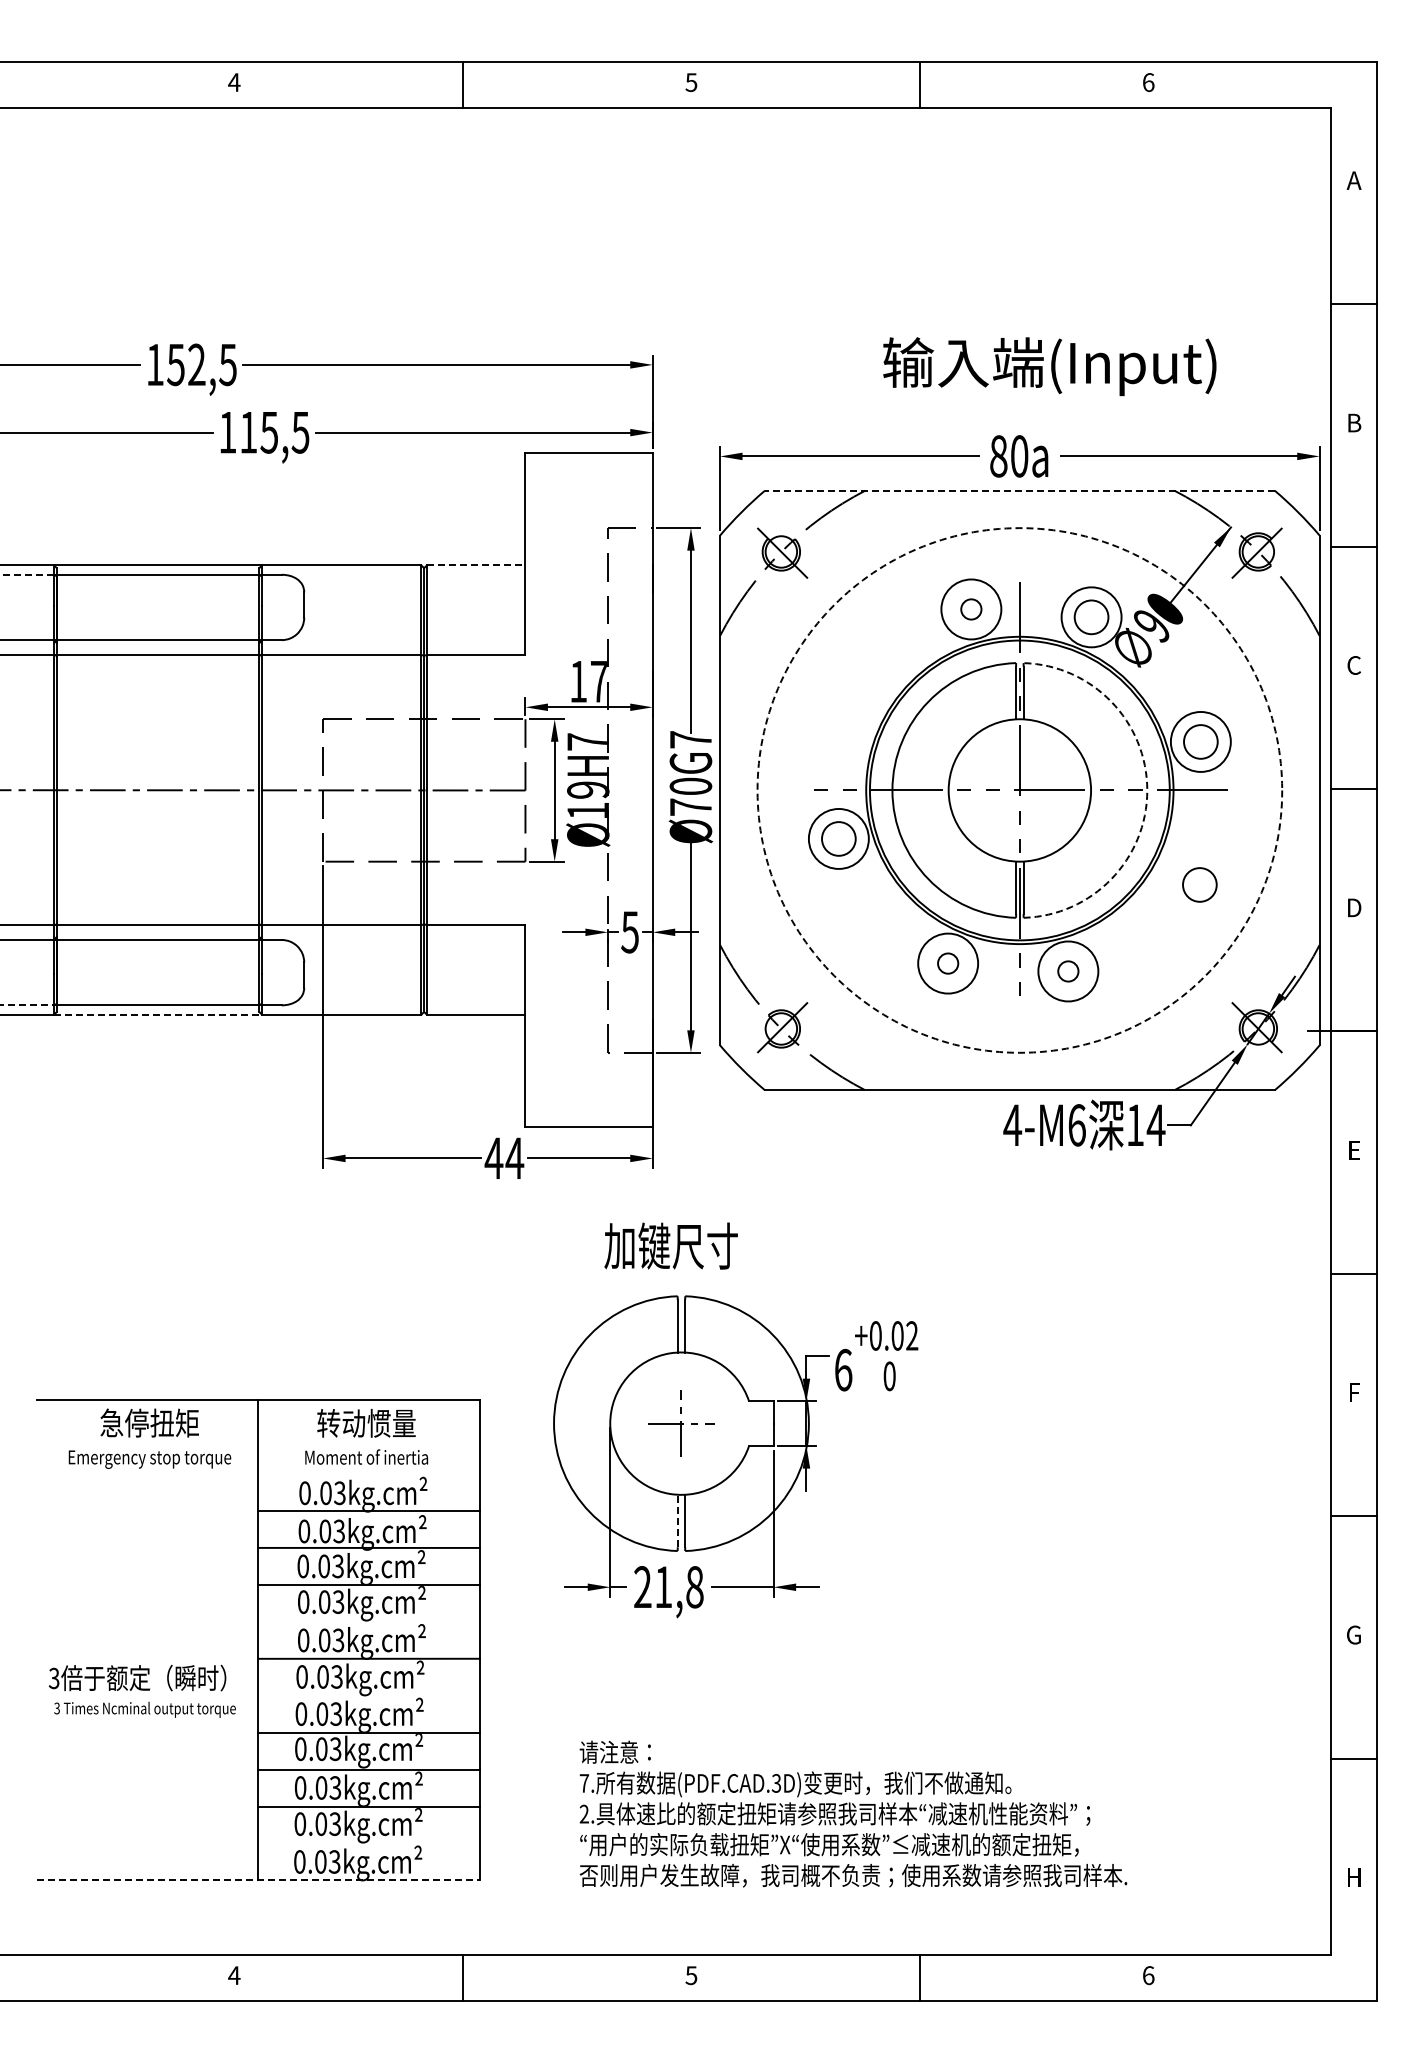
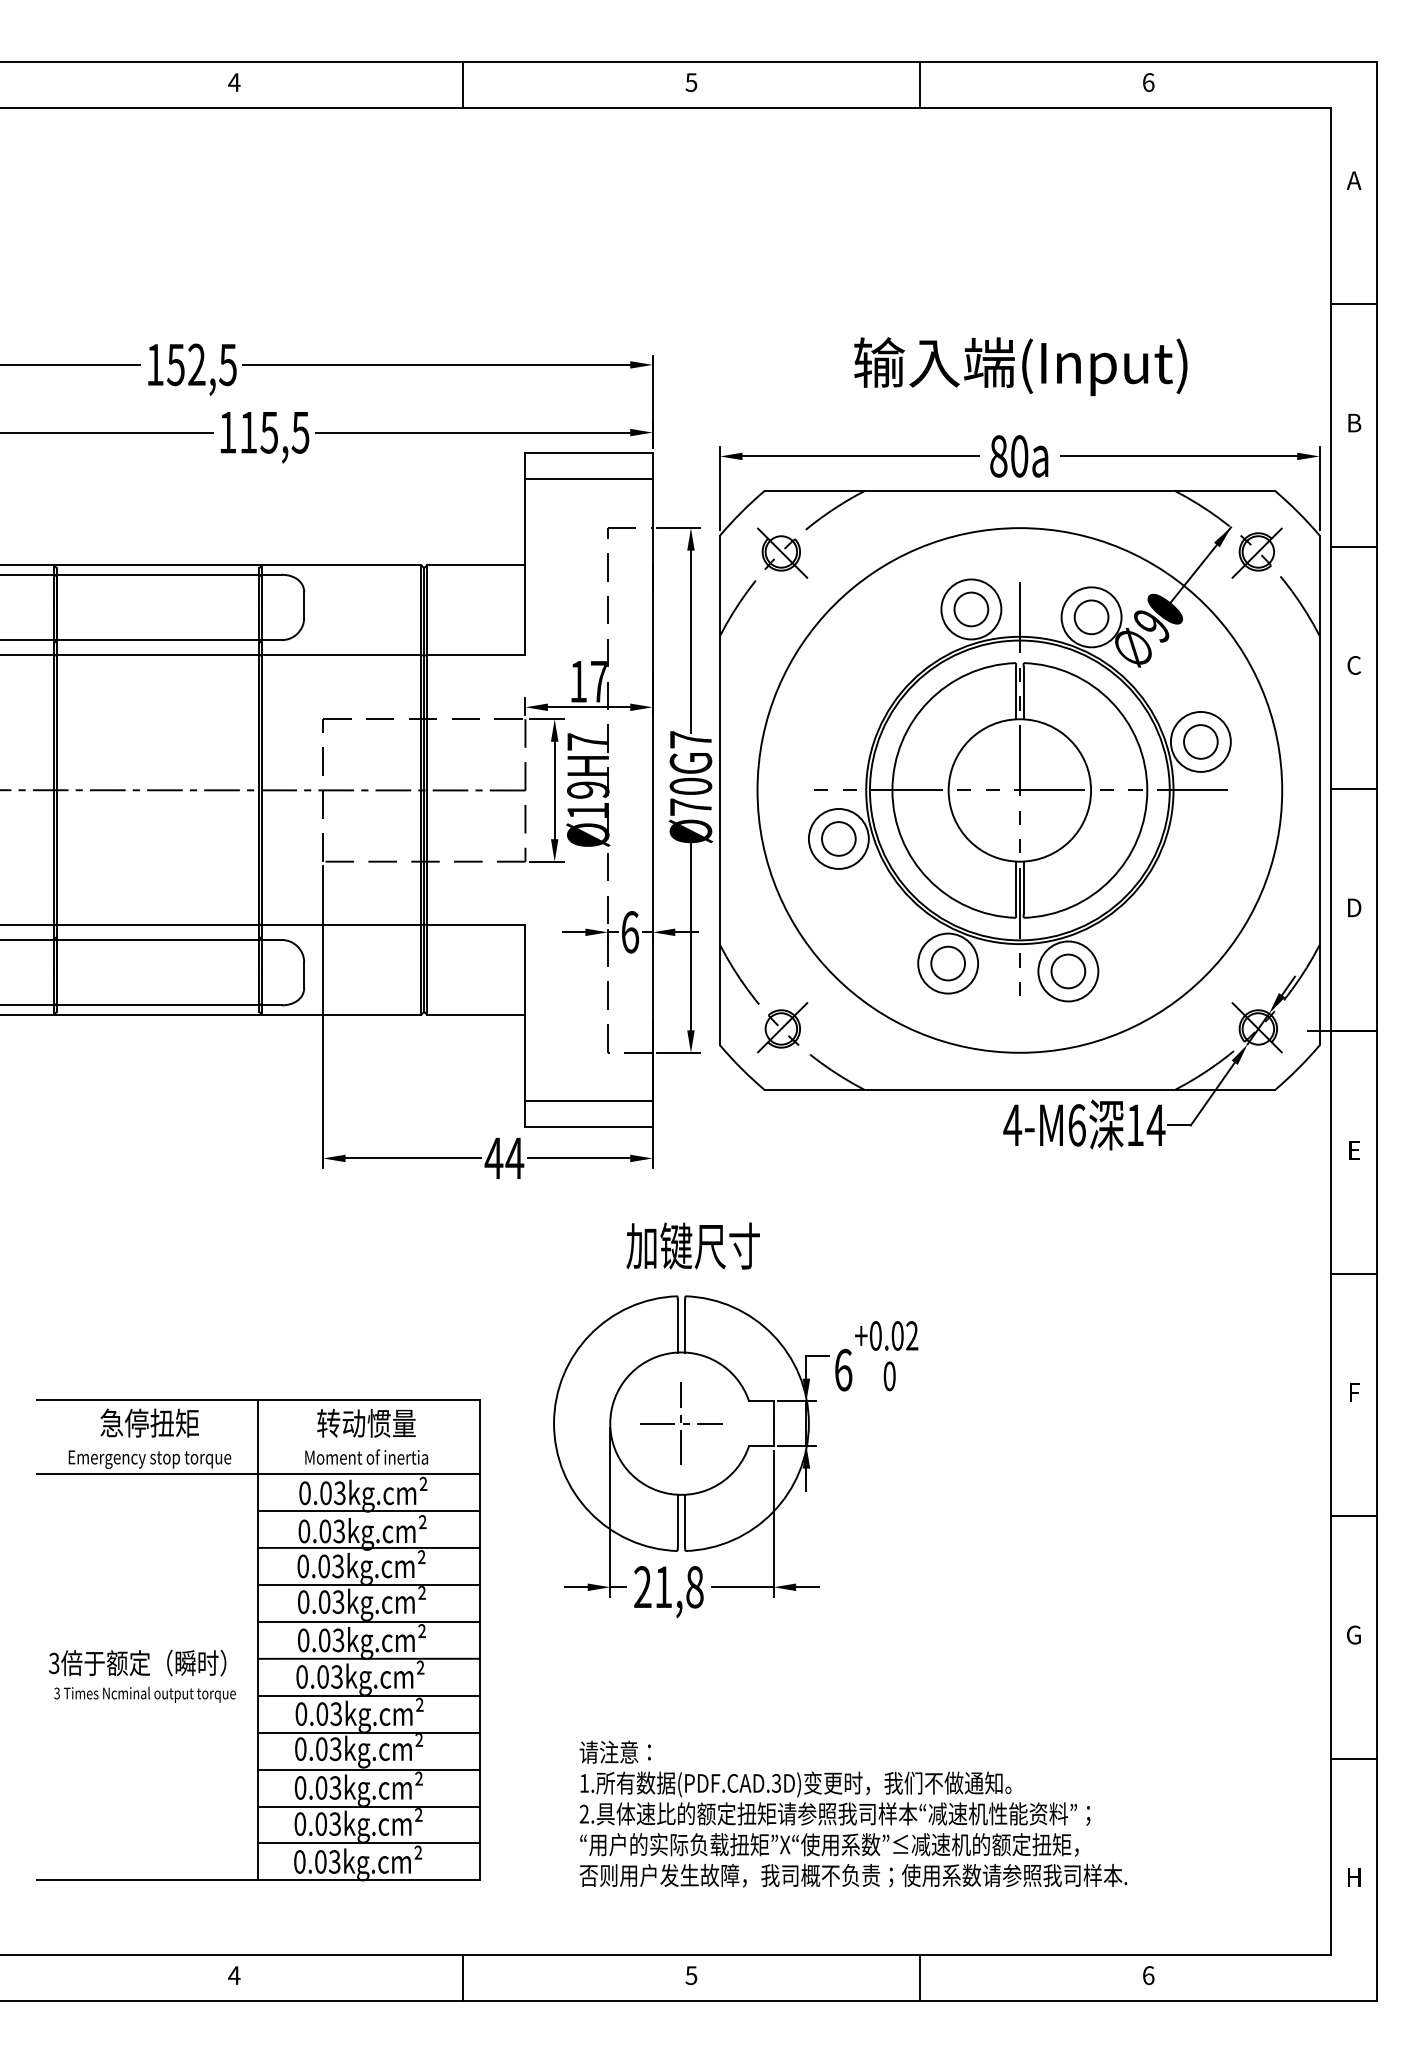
text position: (1049, 366) -> (1020, 366) (1020, 366)
line: none -> present (588, 479)
line: dashed -> solid (1019, 490)
line: dashed -> solid (476, 565)
line: dashed -> solid (26, 574)
circle diameter: 20 px -> 34 px (971, 609)
circle: dashed -> solid (1019, 790)
arc: dashed -> solid (1147, 790)
circle: present -> none (1199, 884)
text: 5 -> 6 (630, 932)
circle diameter: 20 px -> 34 px (948, 963)
circle diameter: 20 px -> 34 px (1068, 971)
line: dashed -> solid (27, 1005)
line: dashed -> solid (158, 1014)
line: none -> present (588, 1100)
text position: (670, 1245) -> (692, 1245) (692, 1245)
part size: 67x67 px -> 83x83 px (681, 1423)
line: none -> present (258, 1474)
line: dashed -> solid (677, 1520)
line: none -> present (369, 1621)
text position: (142, 1690) -> (142, 1675) (142, 1675)
line: none -> present (369, 1695)
text: 7. -> 1. (584, 1783)
line: none -> present (369, 1843)
line: dashed -> solid (258, 1880)
